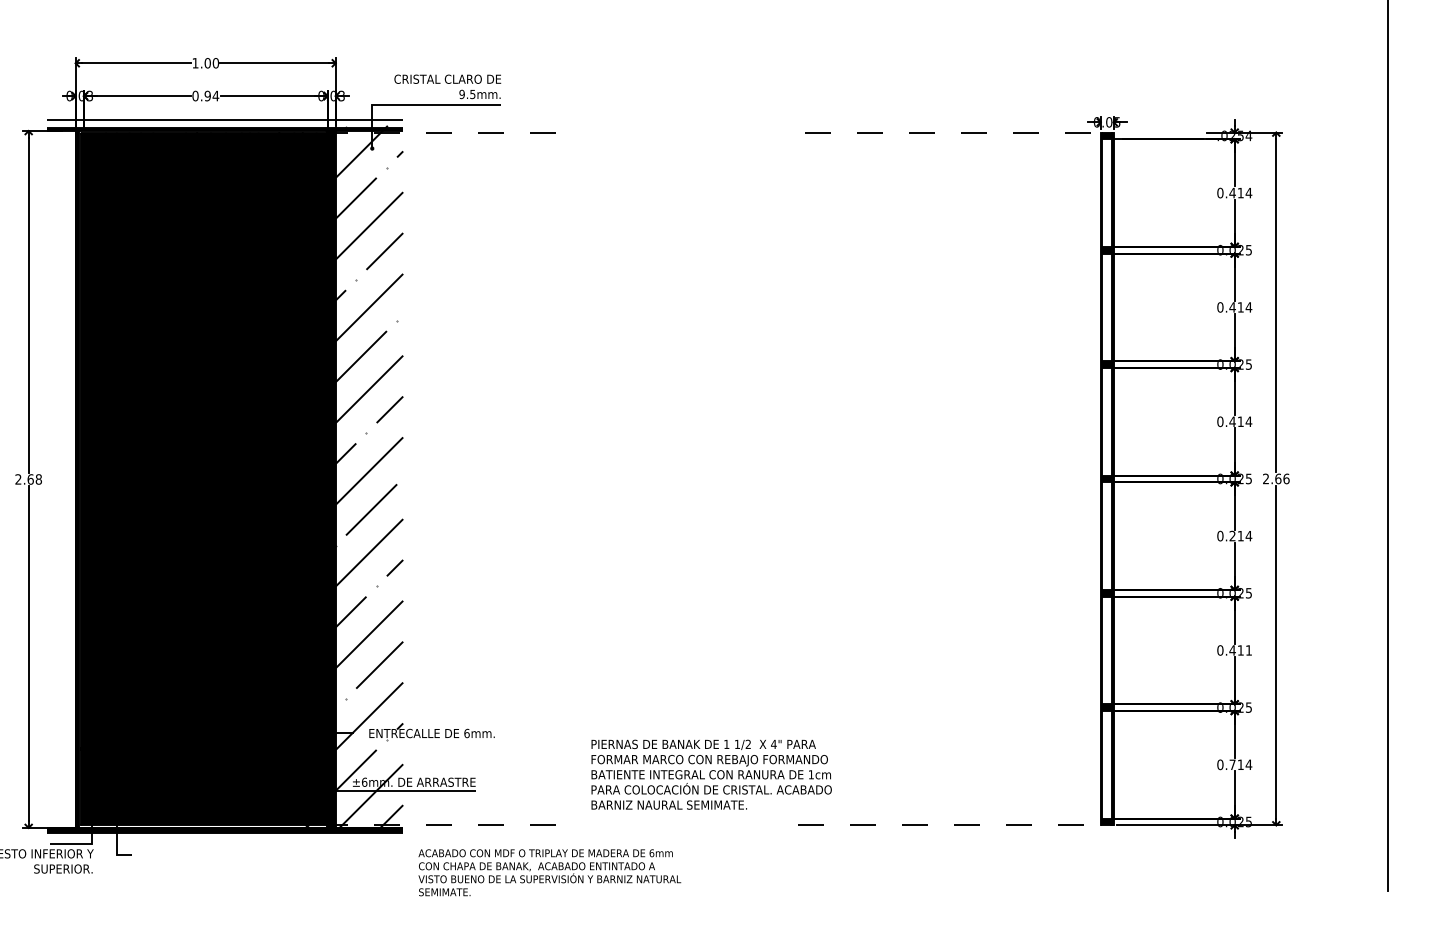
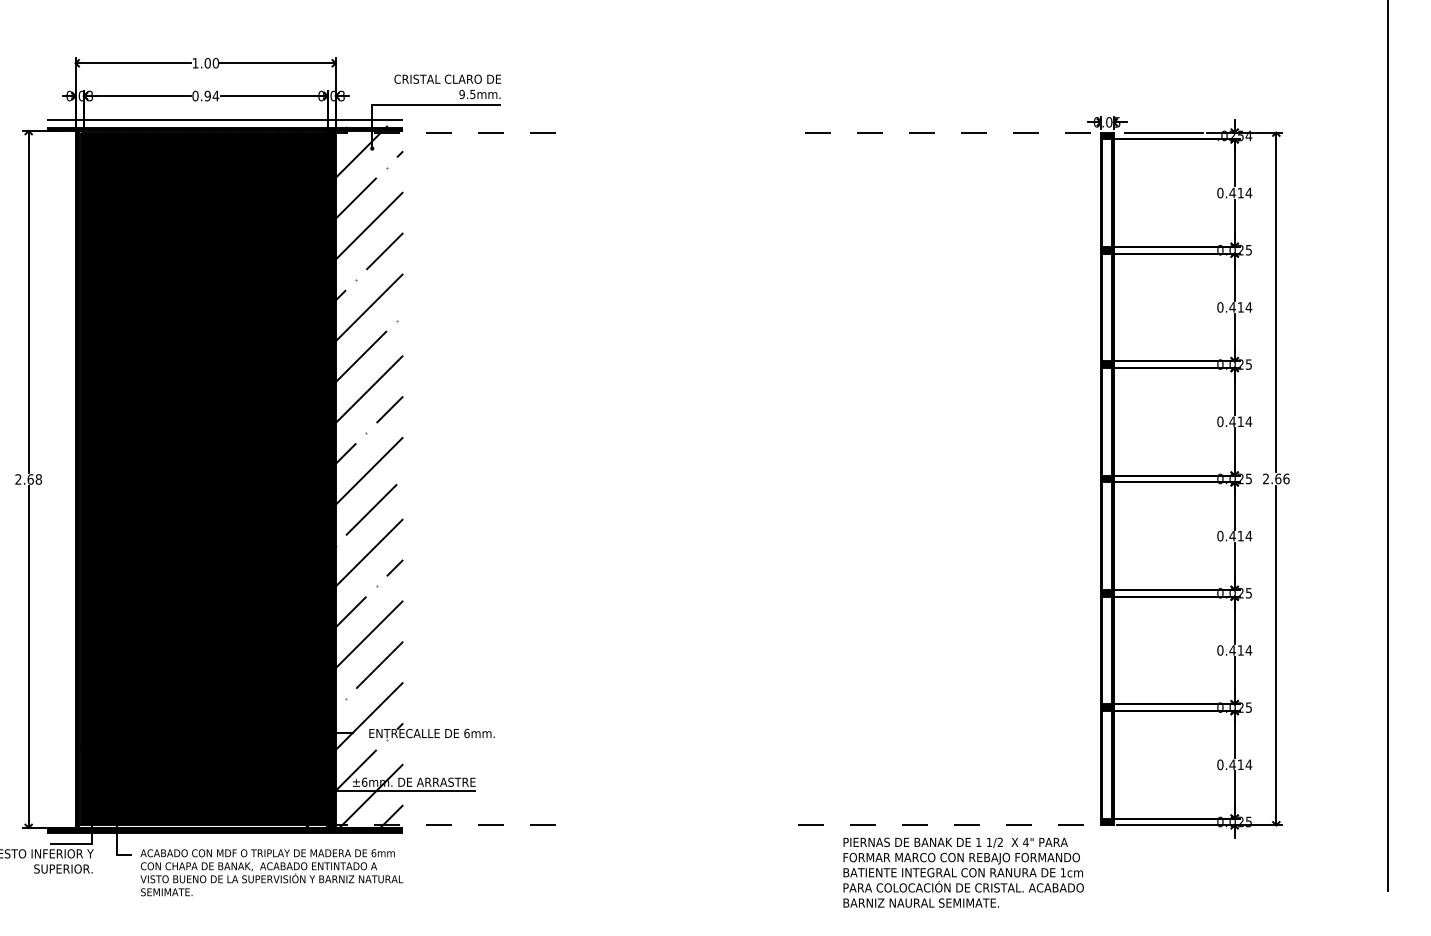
line: none -> present (1163, 132)
text: 0.214 -> 0.414 (1232, 535)
text: 0.411 -> 0.414 (1248, 650)
text: 0.714 -> 0.414 (1232, 764)
text position: (711, 774) -> (963, 872) (963, 872)
text position: (549, 872) -> (271, 872) (271, 872)
